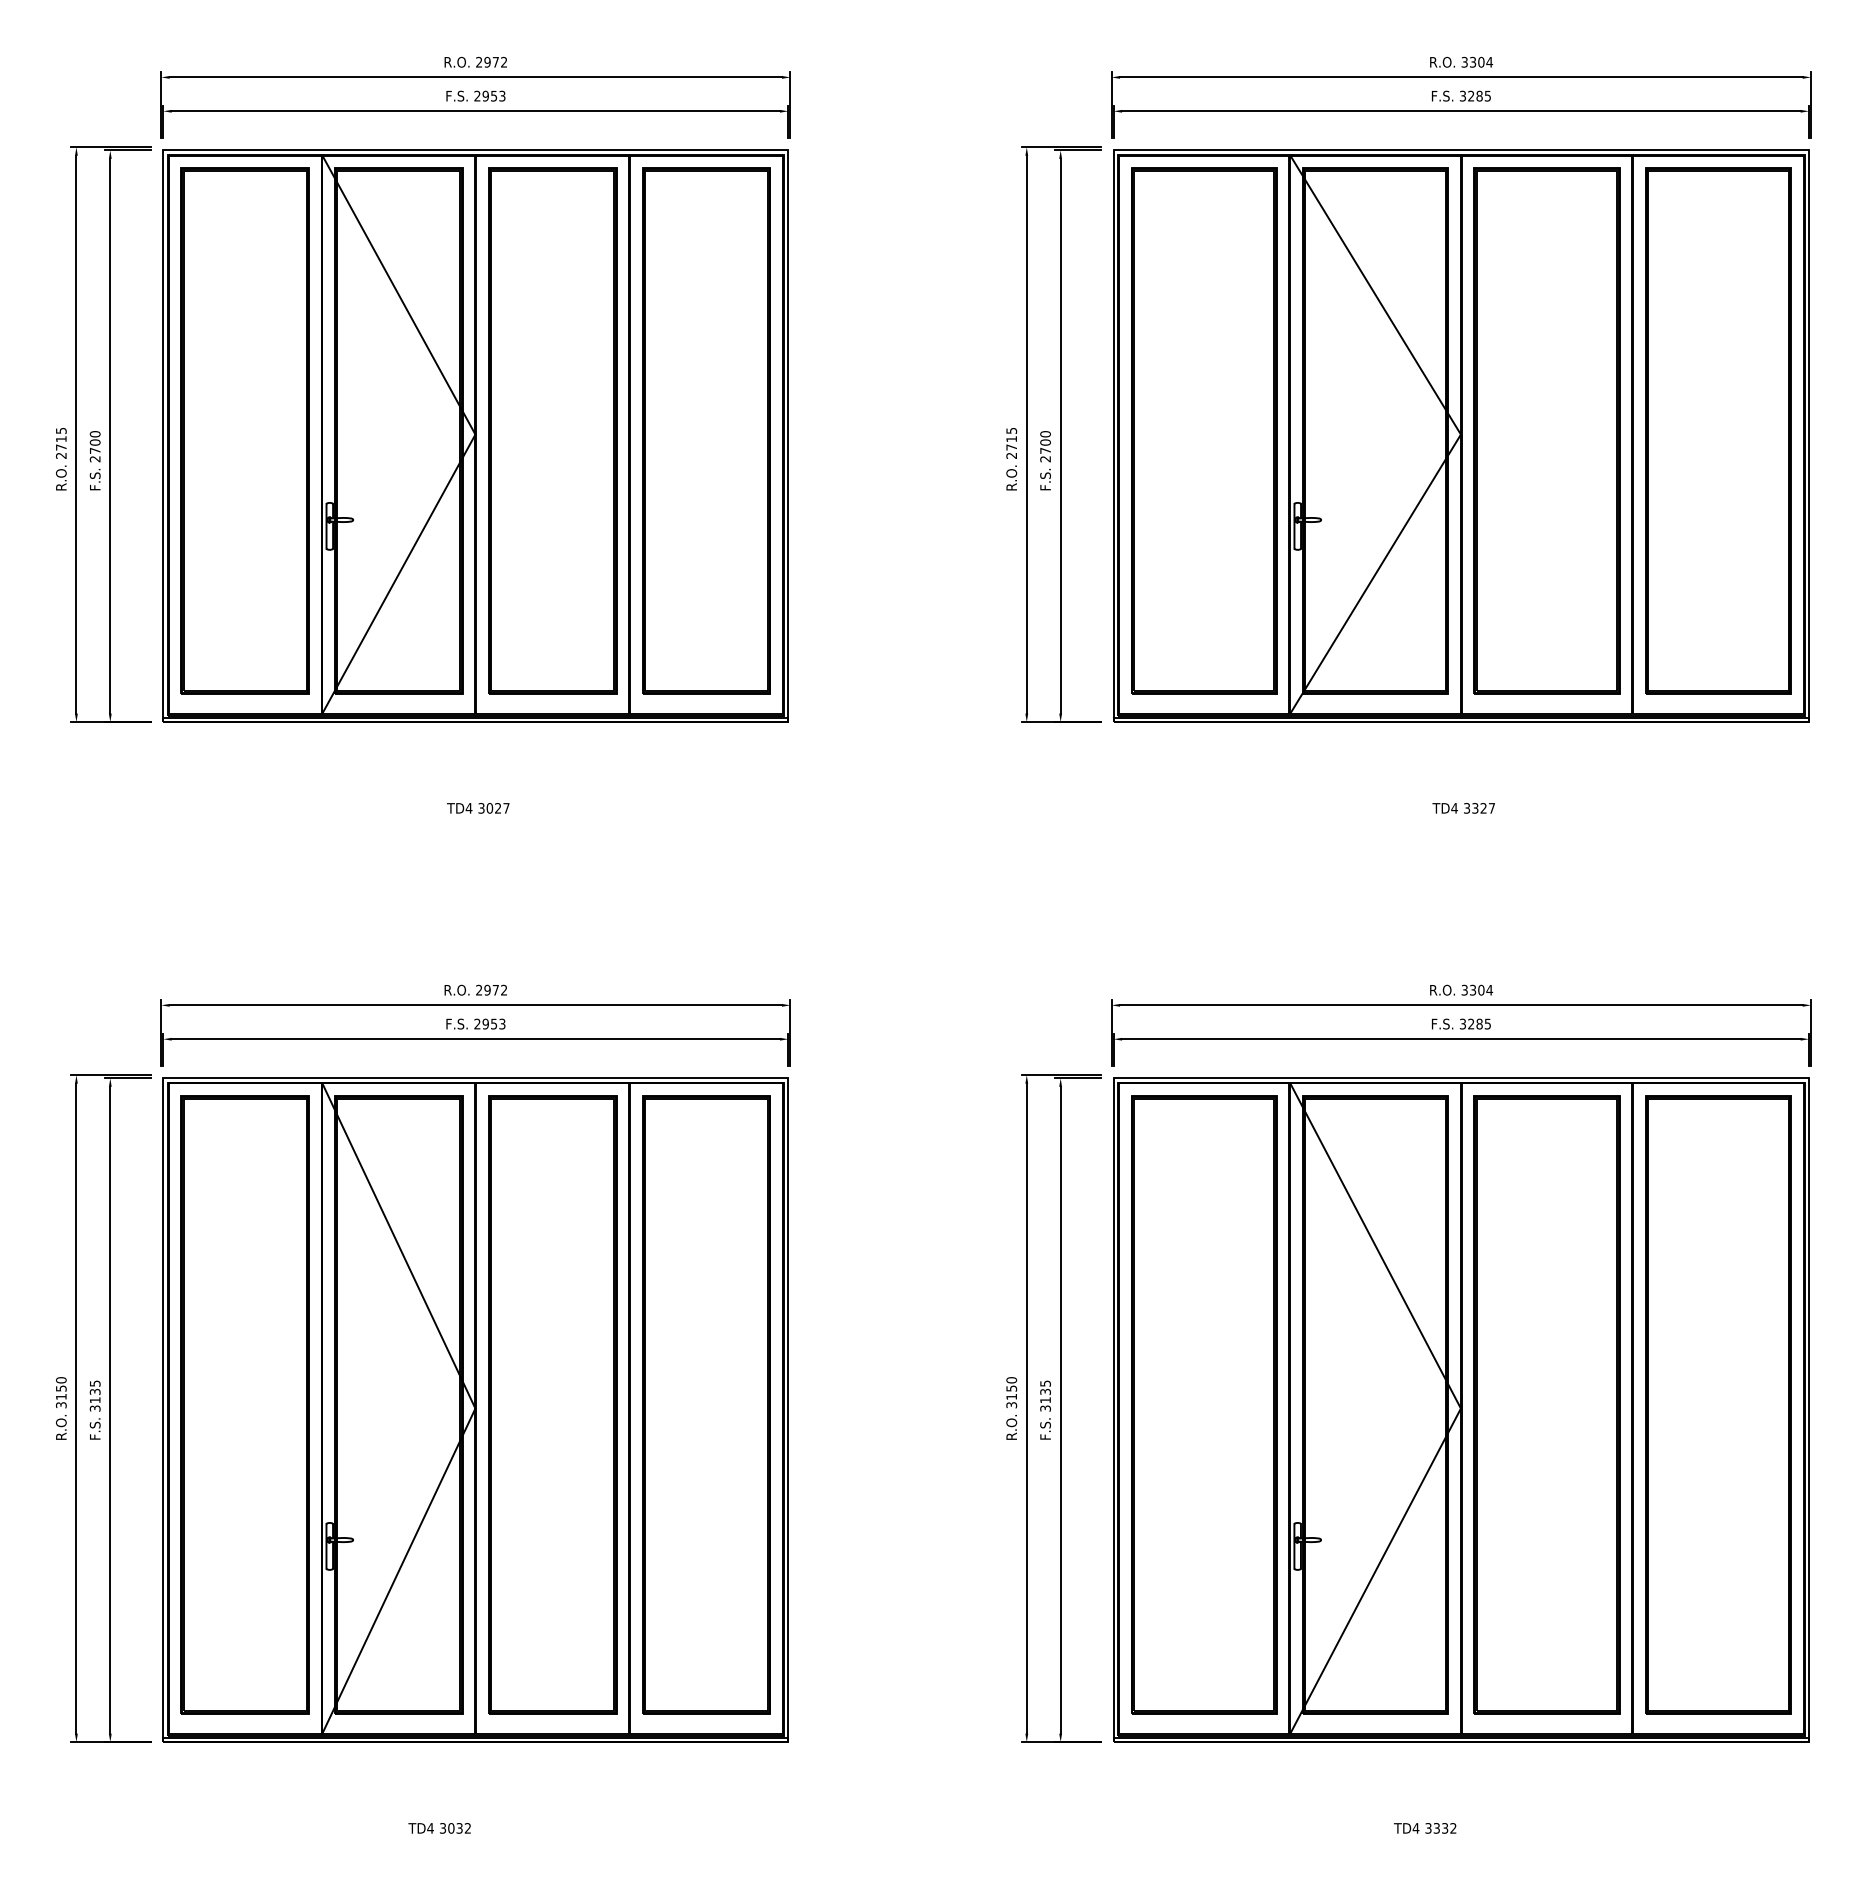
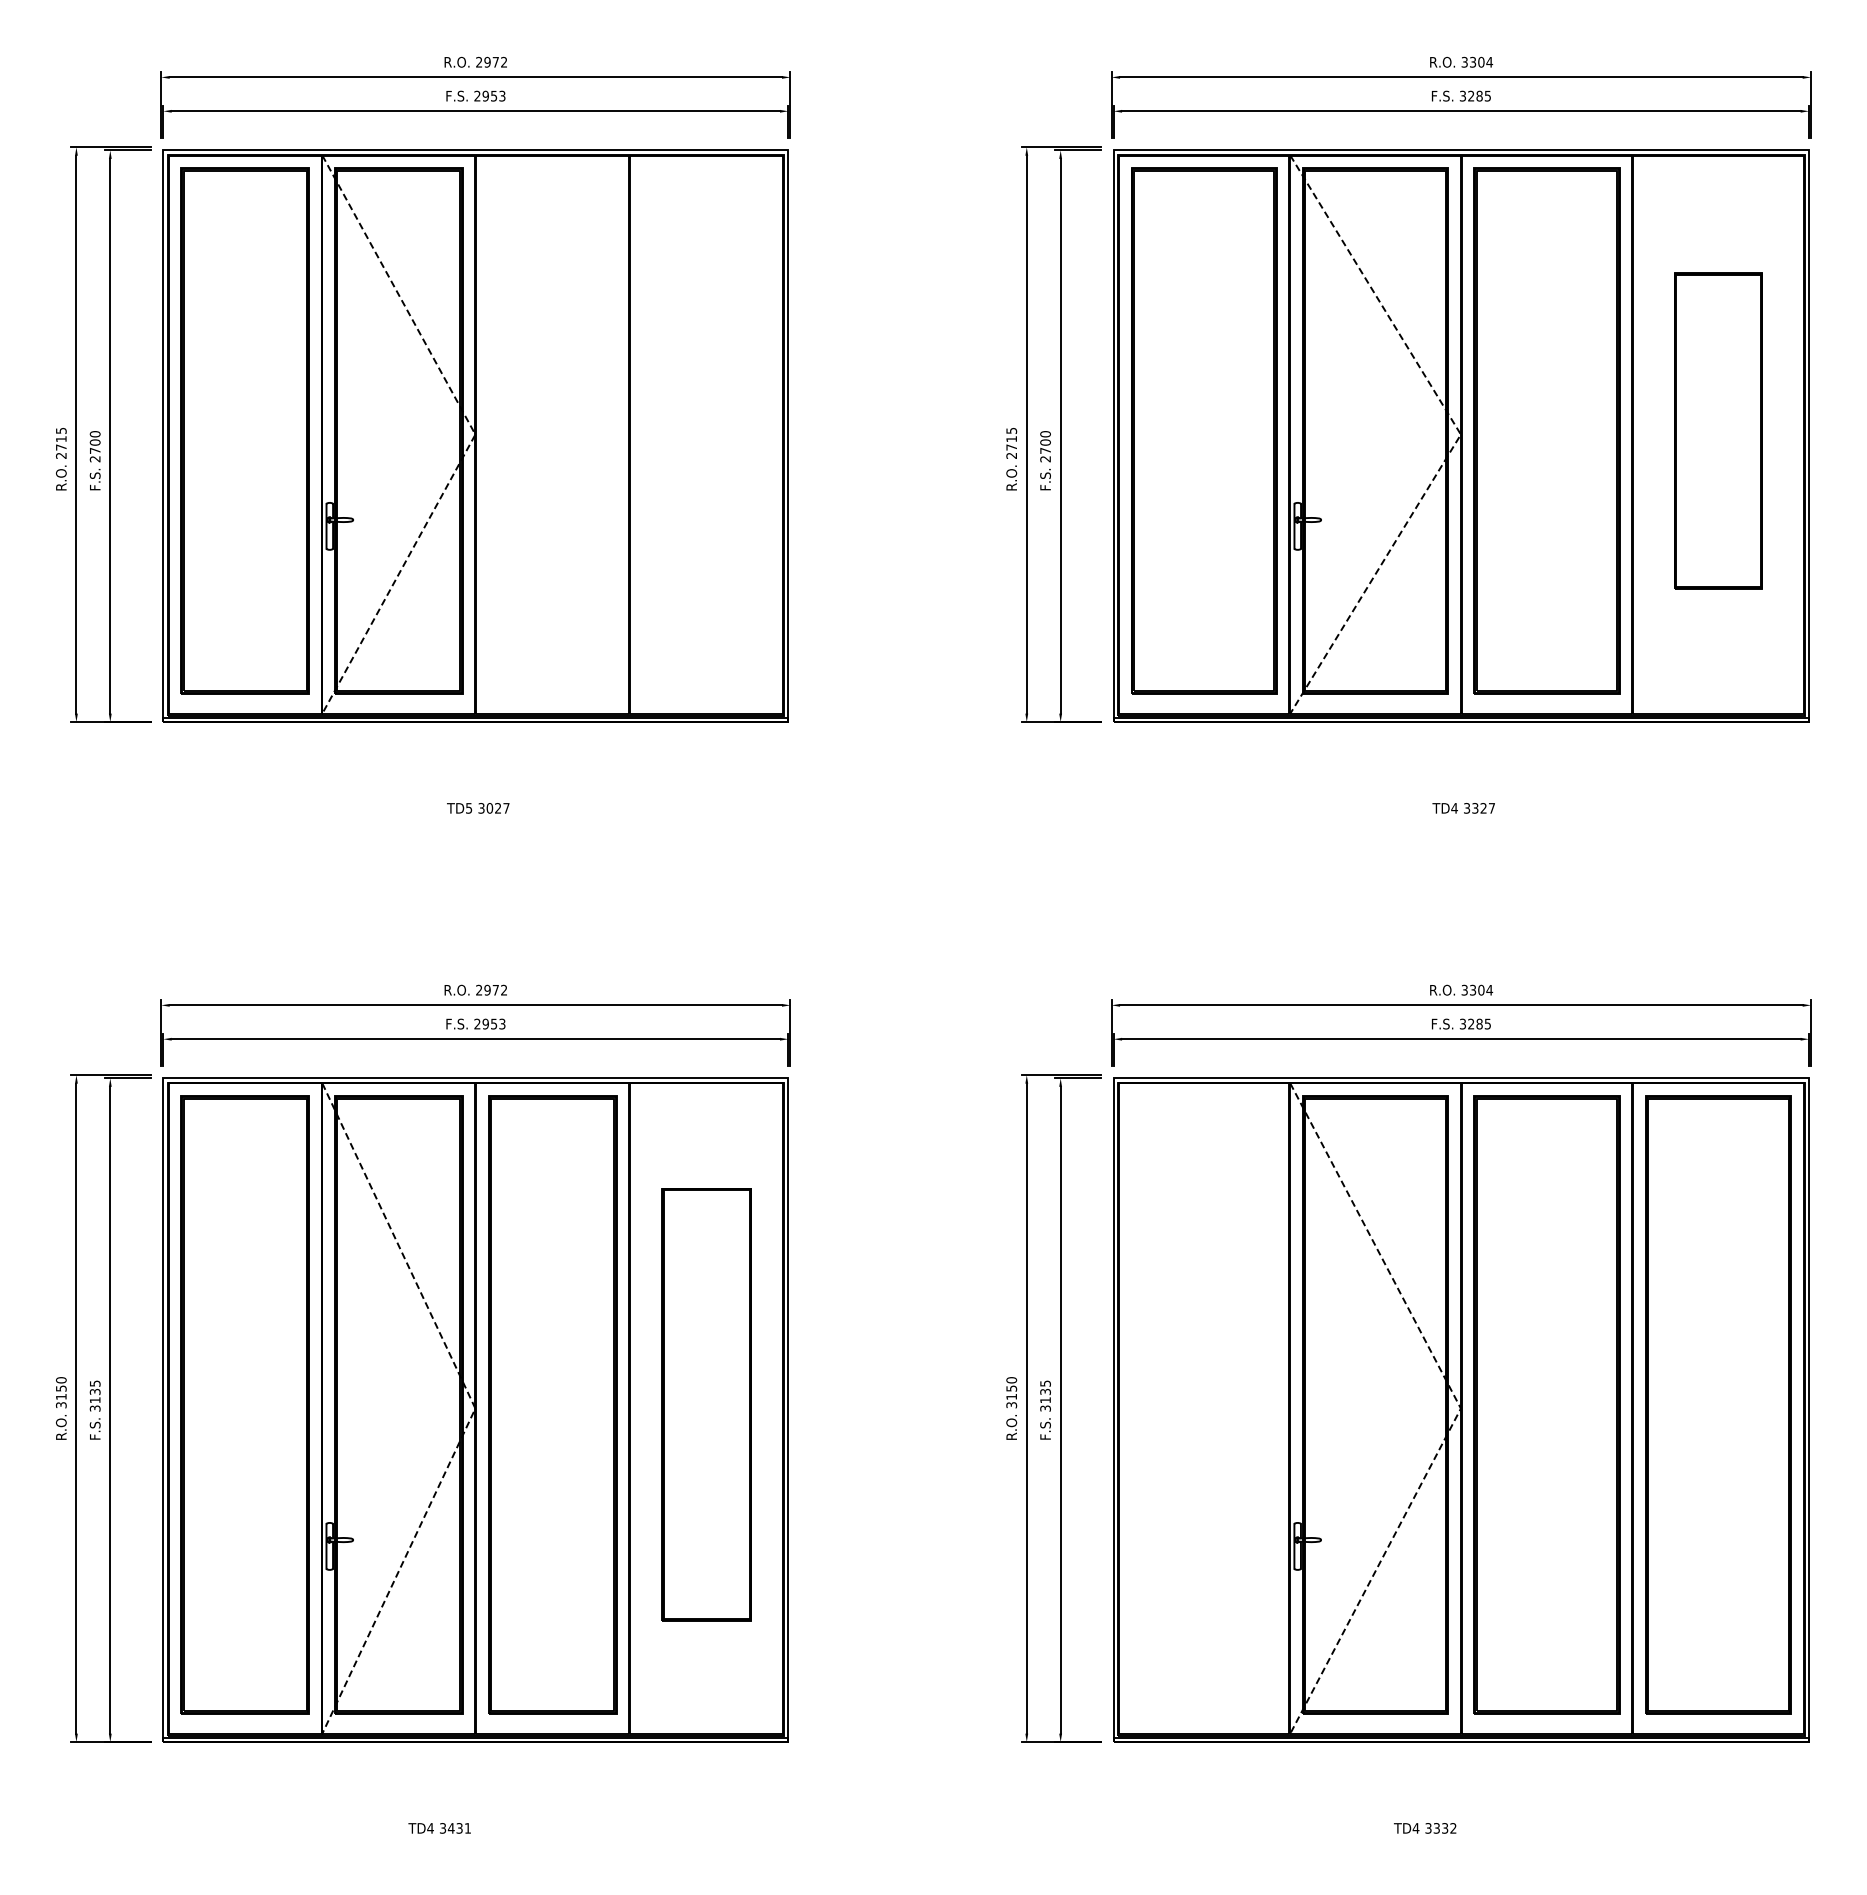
part: present -> none (552, 430)
part: present -> none (706, 430)
part size: 147x528 px -> 89x318 px (1718, 430)
line: solid -> dashed (475, 434)
line: solid -> dashed (1460, 434)
text: TD4 -> TD5 (468, 808)
part size: 129x620 px -> 91x434 px (706, 1404)
part: present -> none (1204, 1404)
line: solid -> dashed (475, 1408)
line: solid -> dashed (1460, 1408)
text: 3032 -> 3431 (458, 1828)
